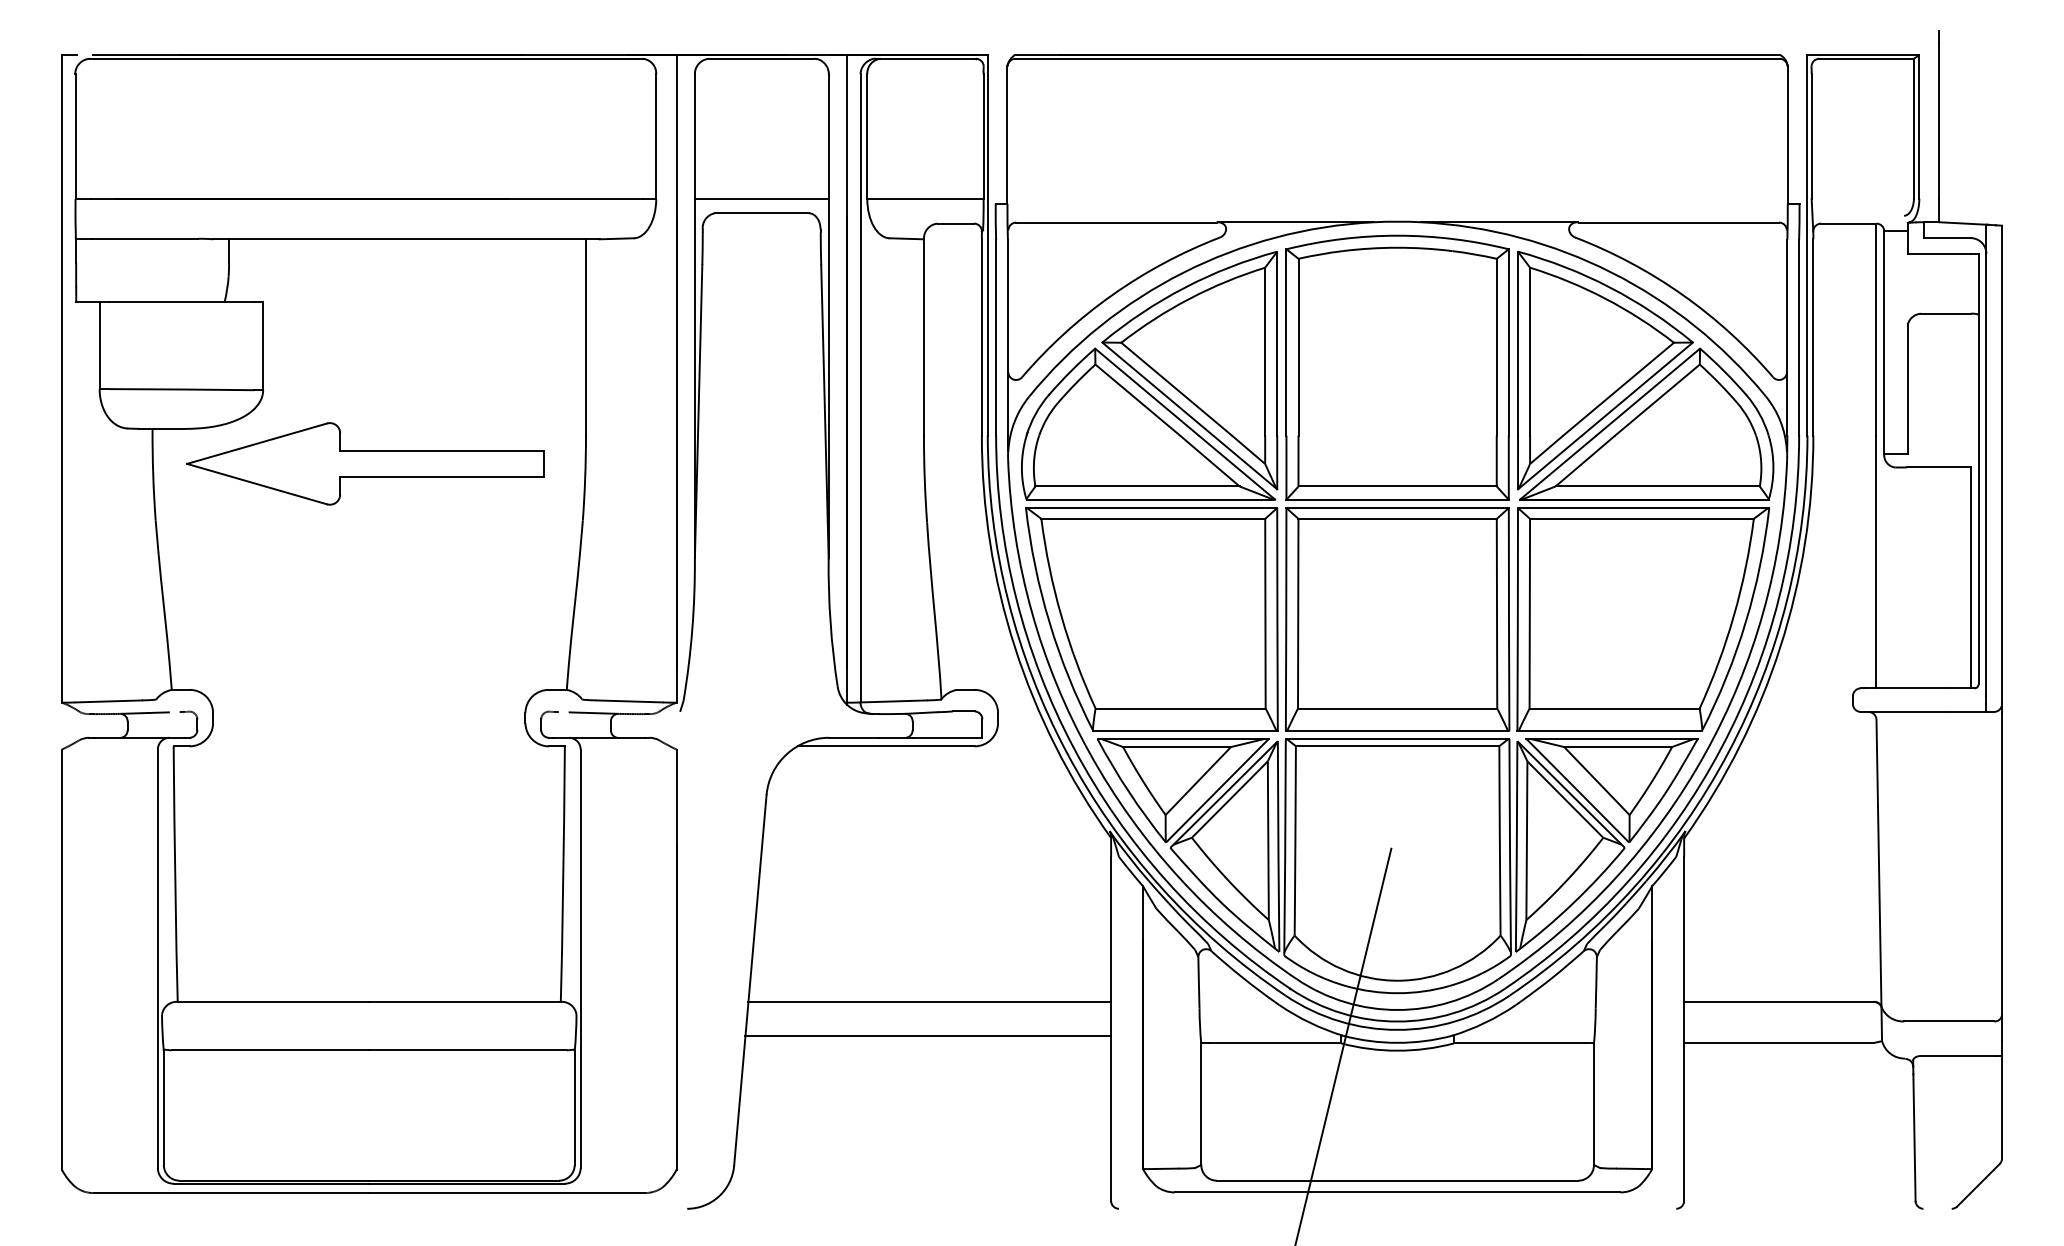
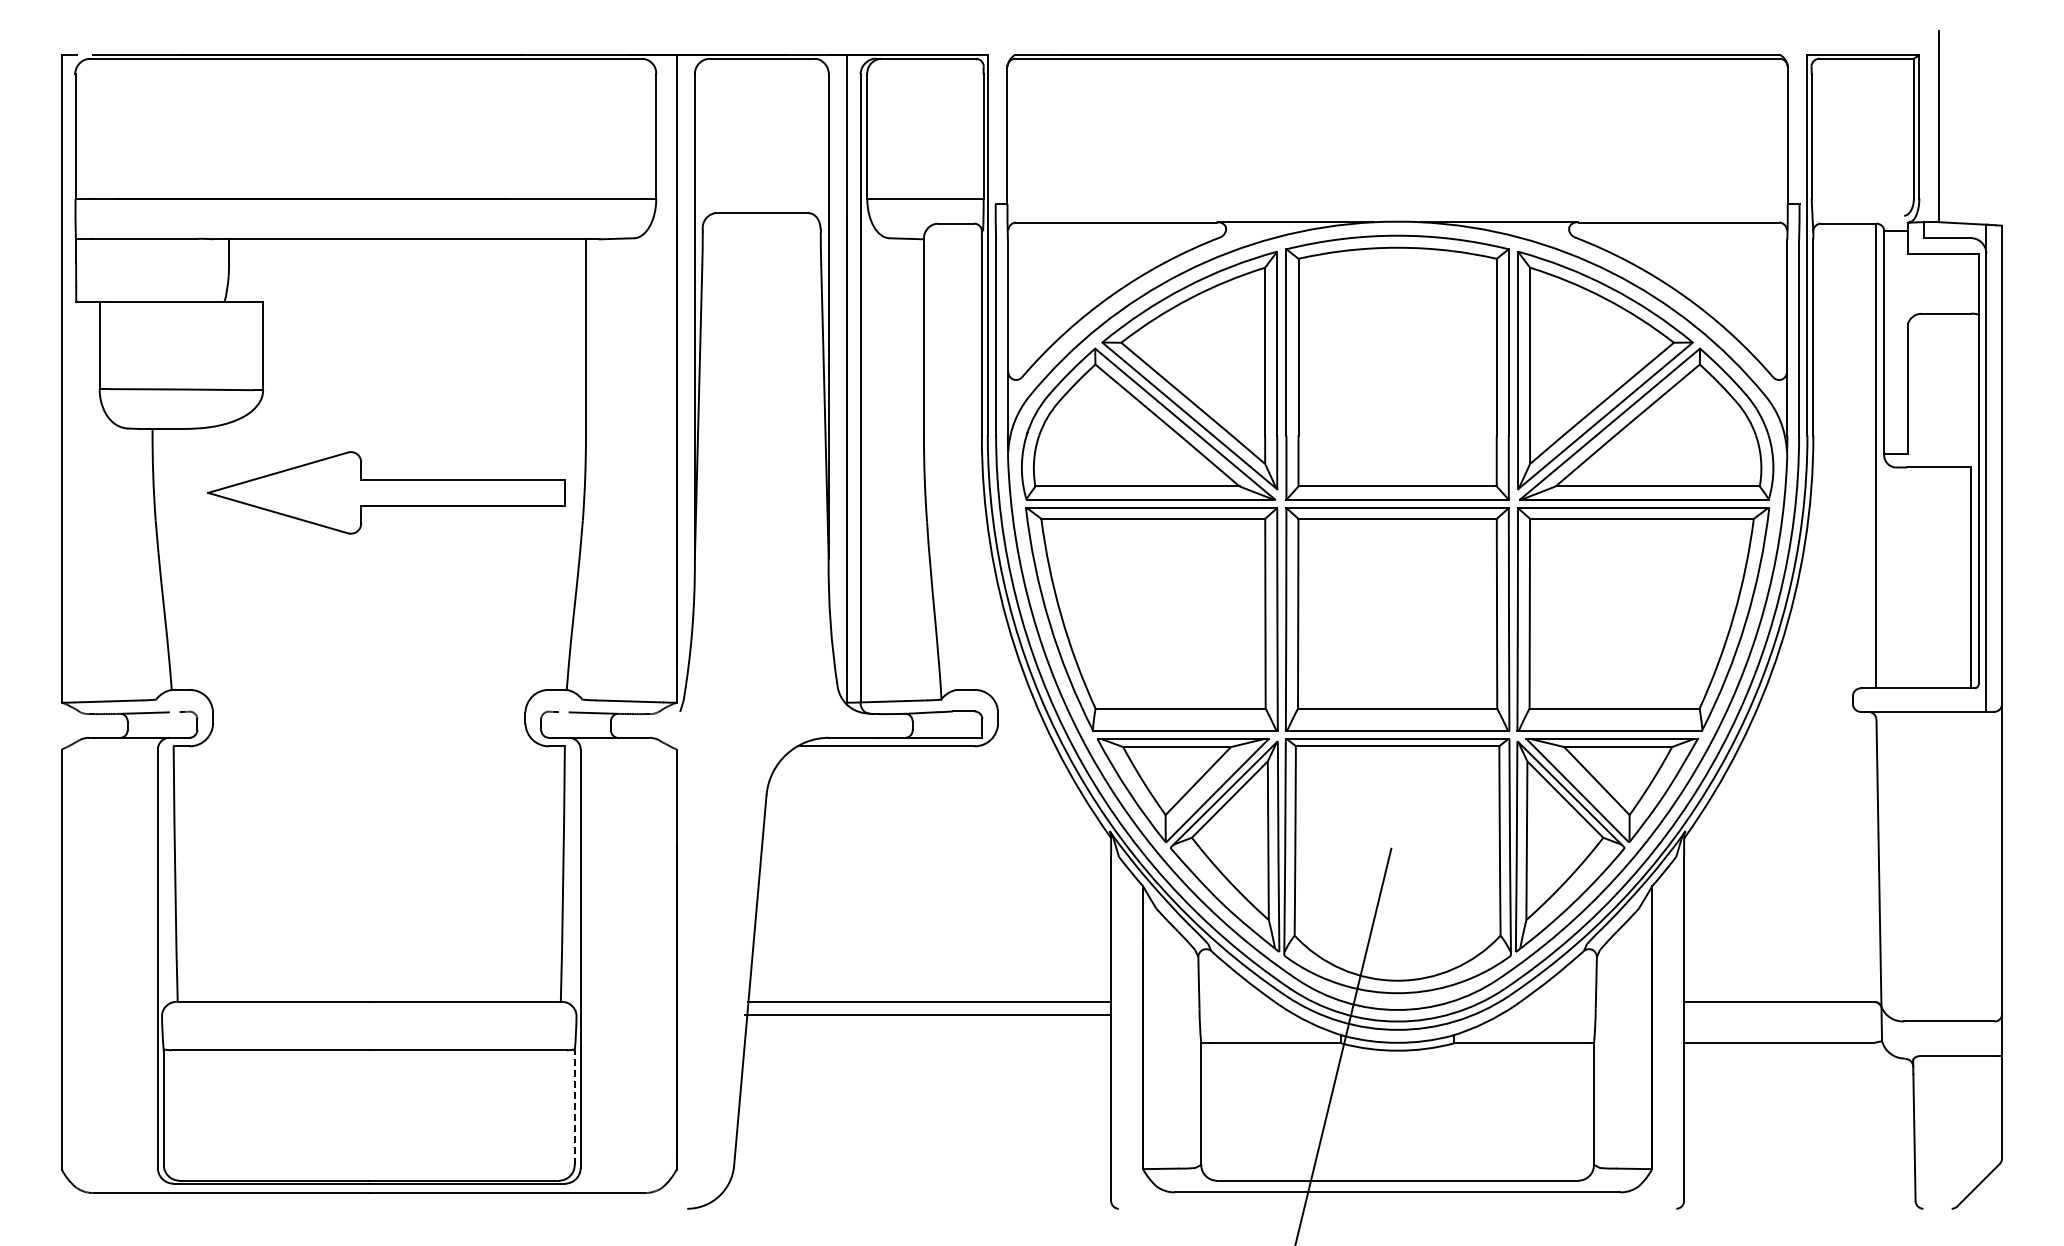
line: present -> none (761, 199)
part position: (365, 463) -> (386, 492) (386, 492)
line position: (928, 1036) -> (928, 1015) (928, 1015)
line: solid -> dashed (574, 1108)
